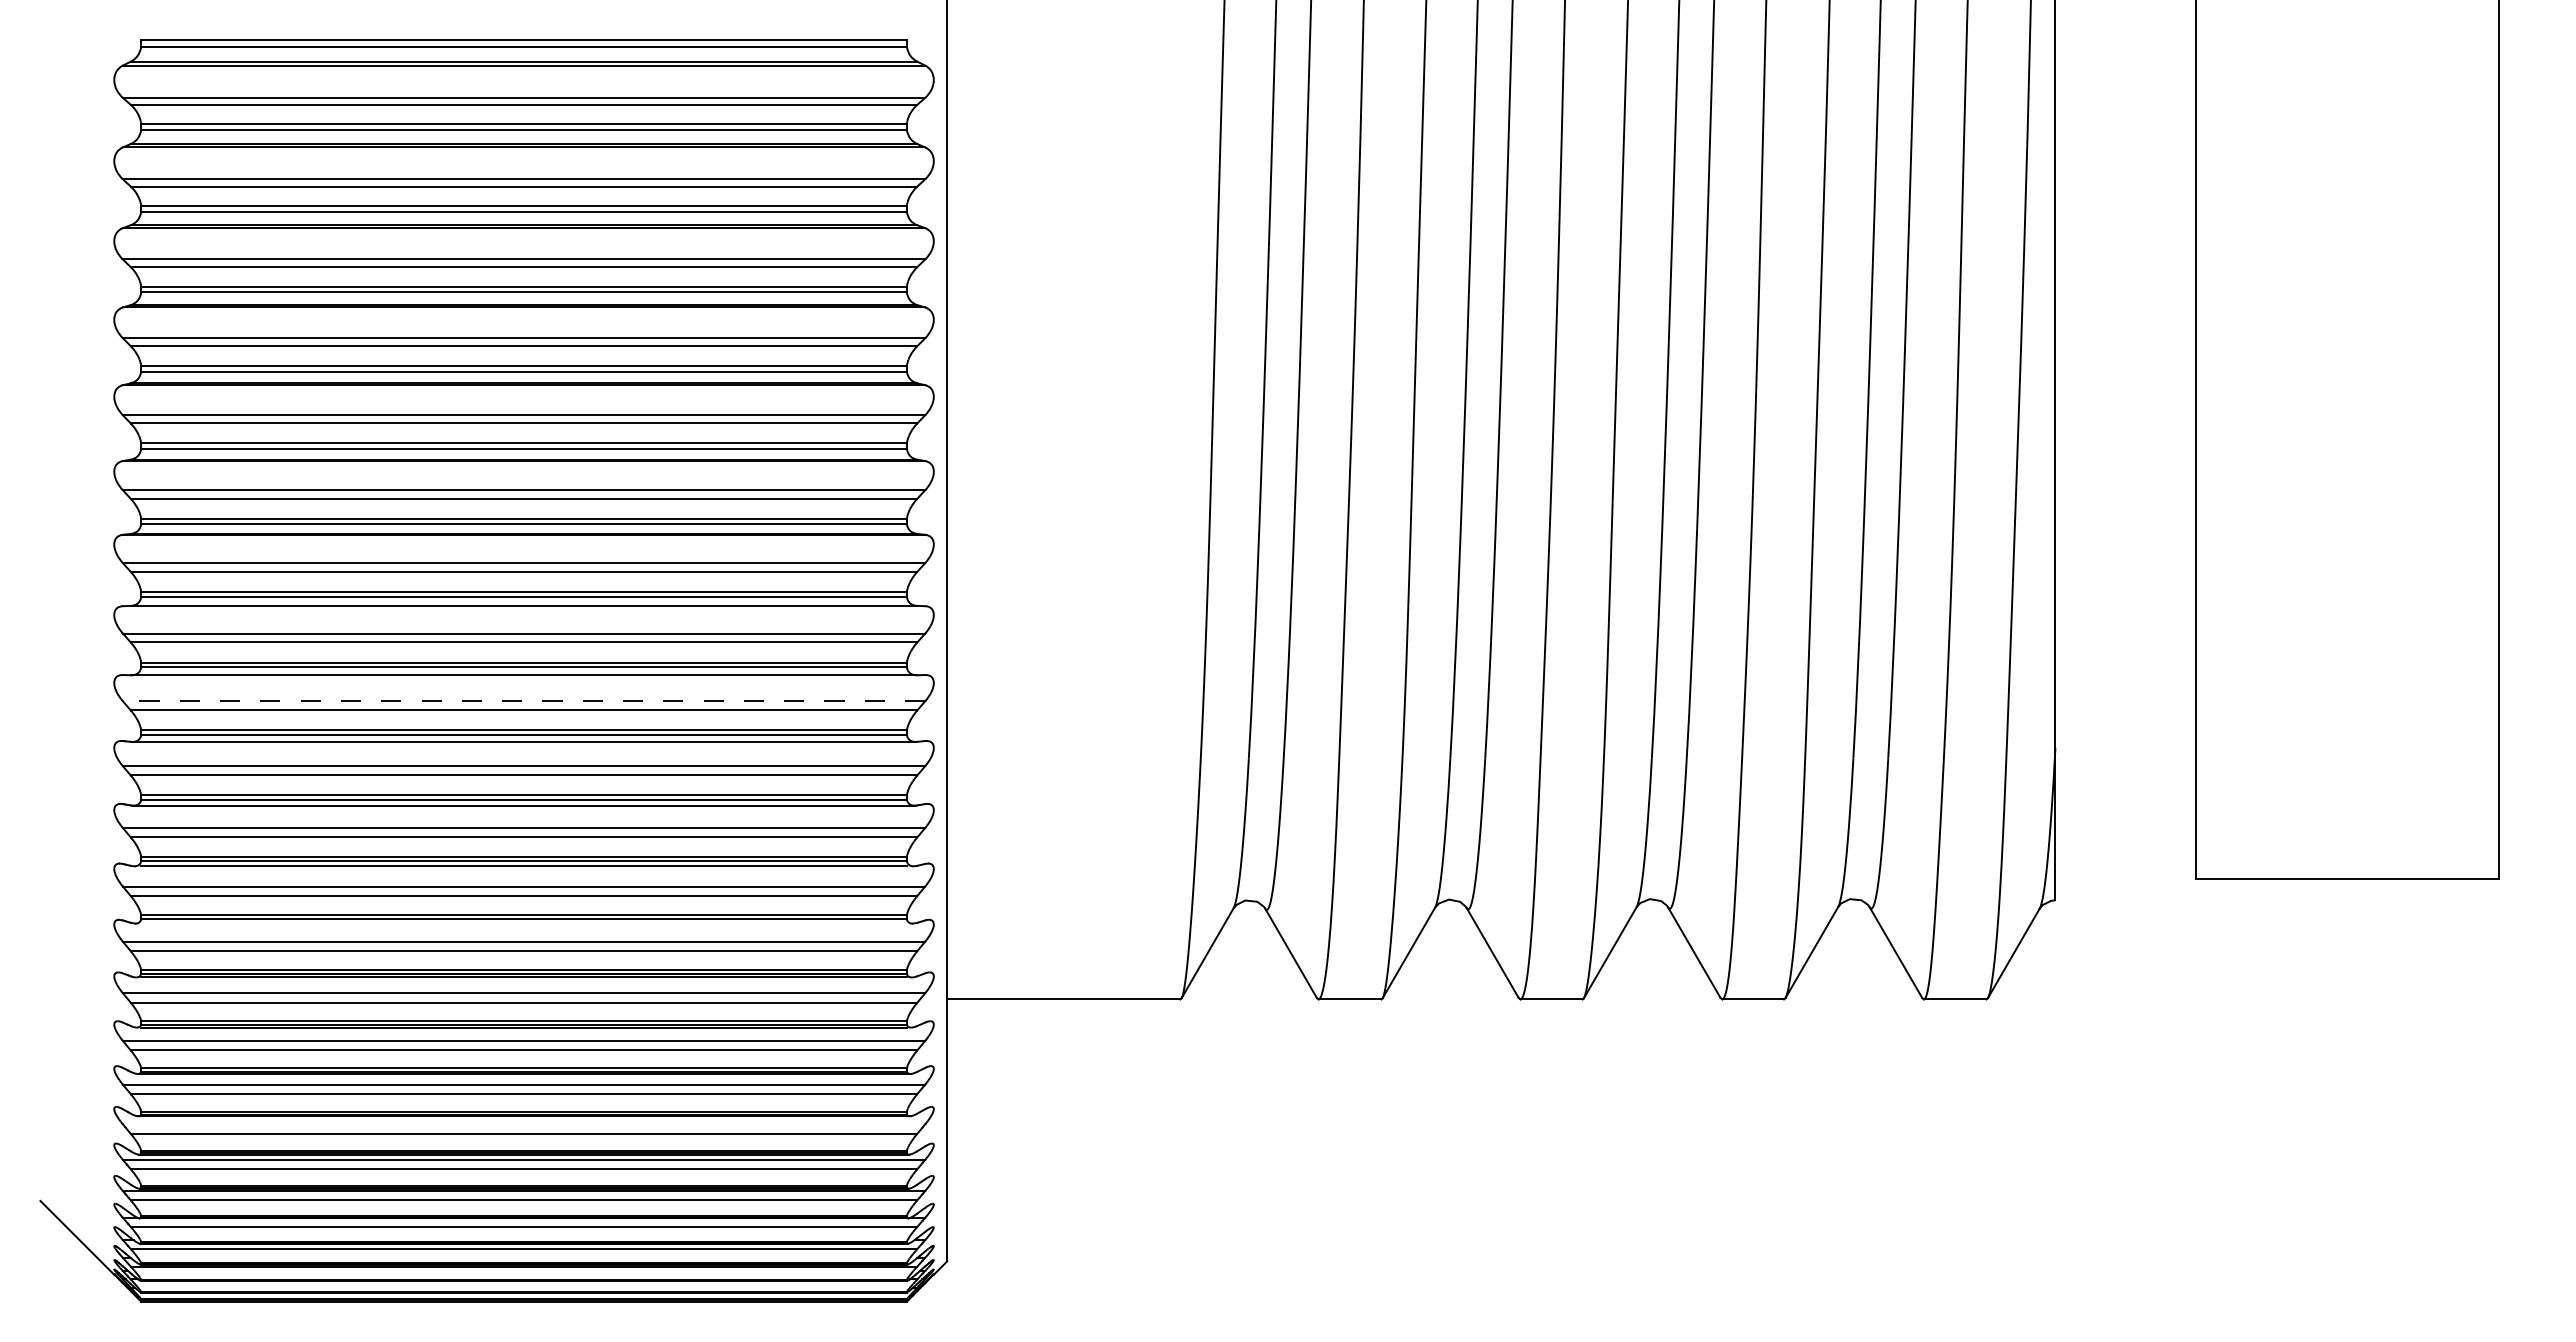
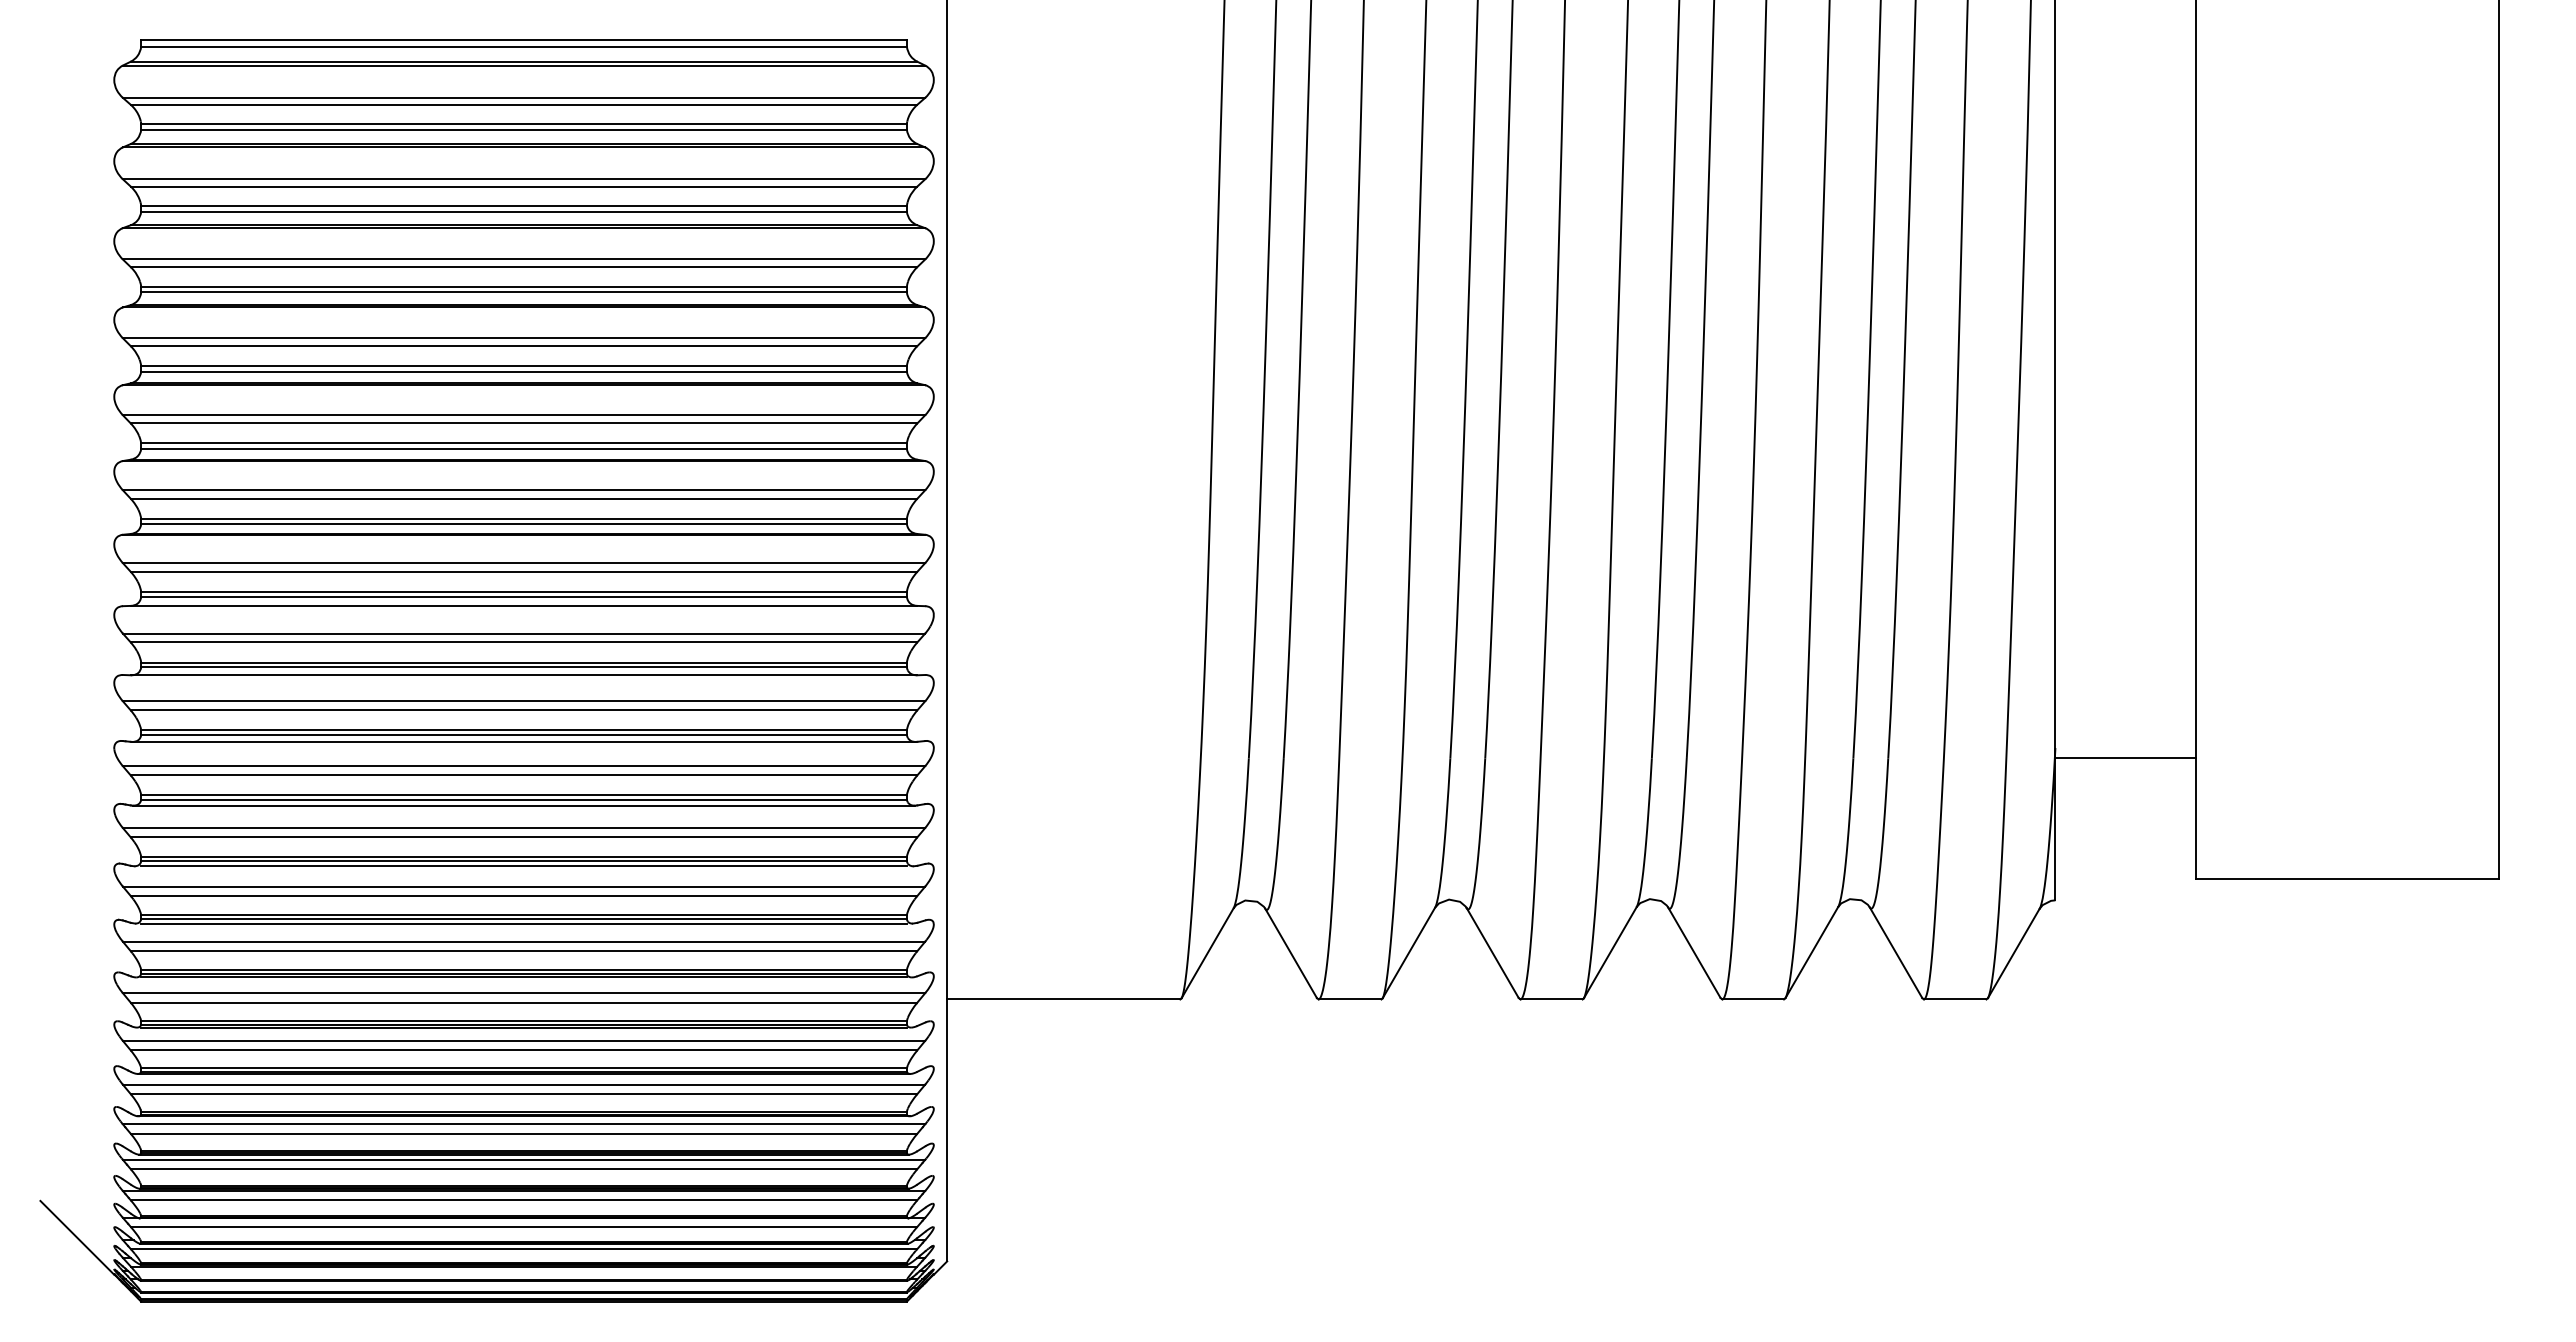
line: dashed -> solid (523, 701)
line: none -> present (2125, 757)
line: none -> present (523, 923)
line: none -> present (523, 1124)
